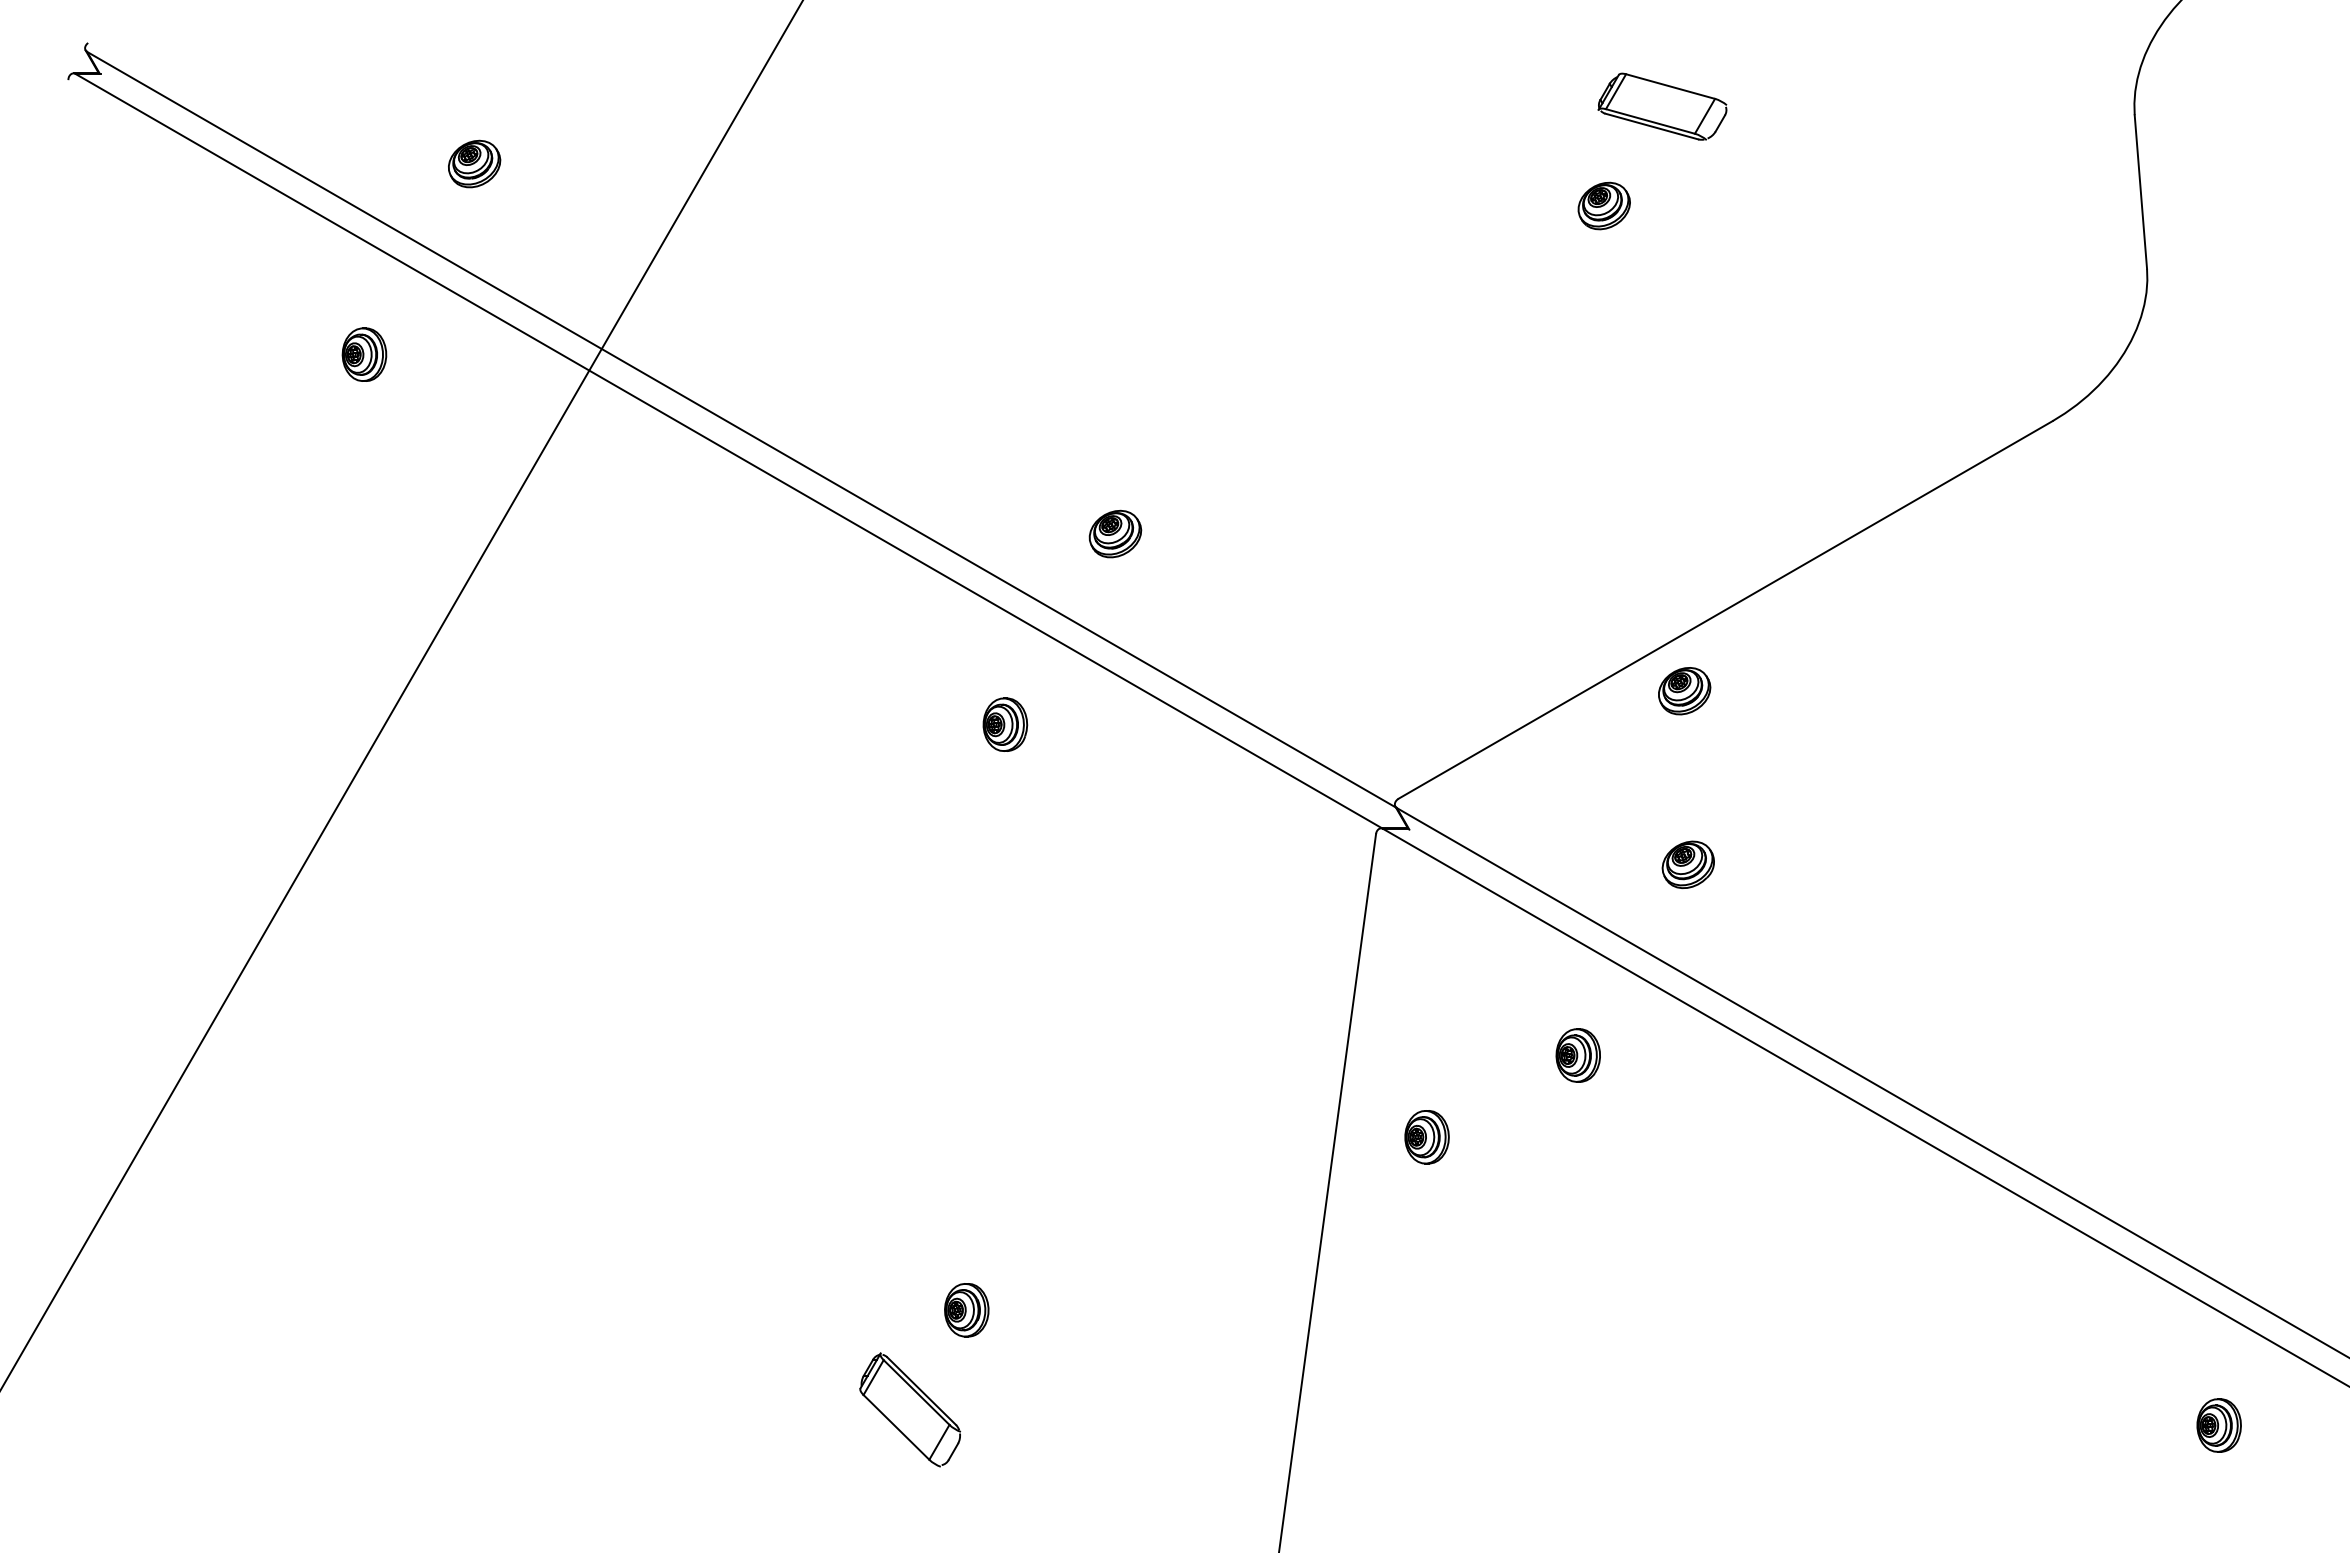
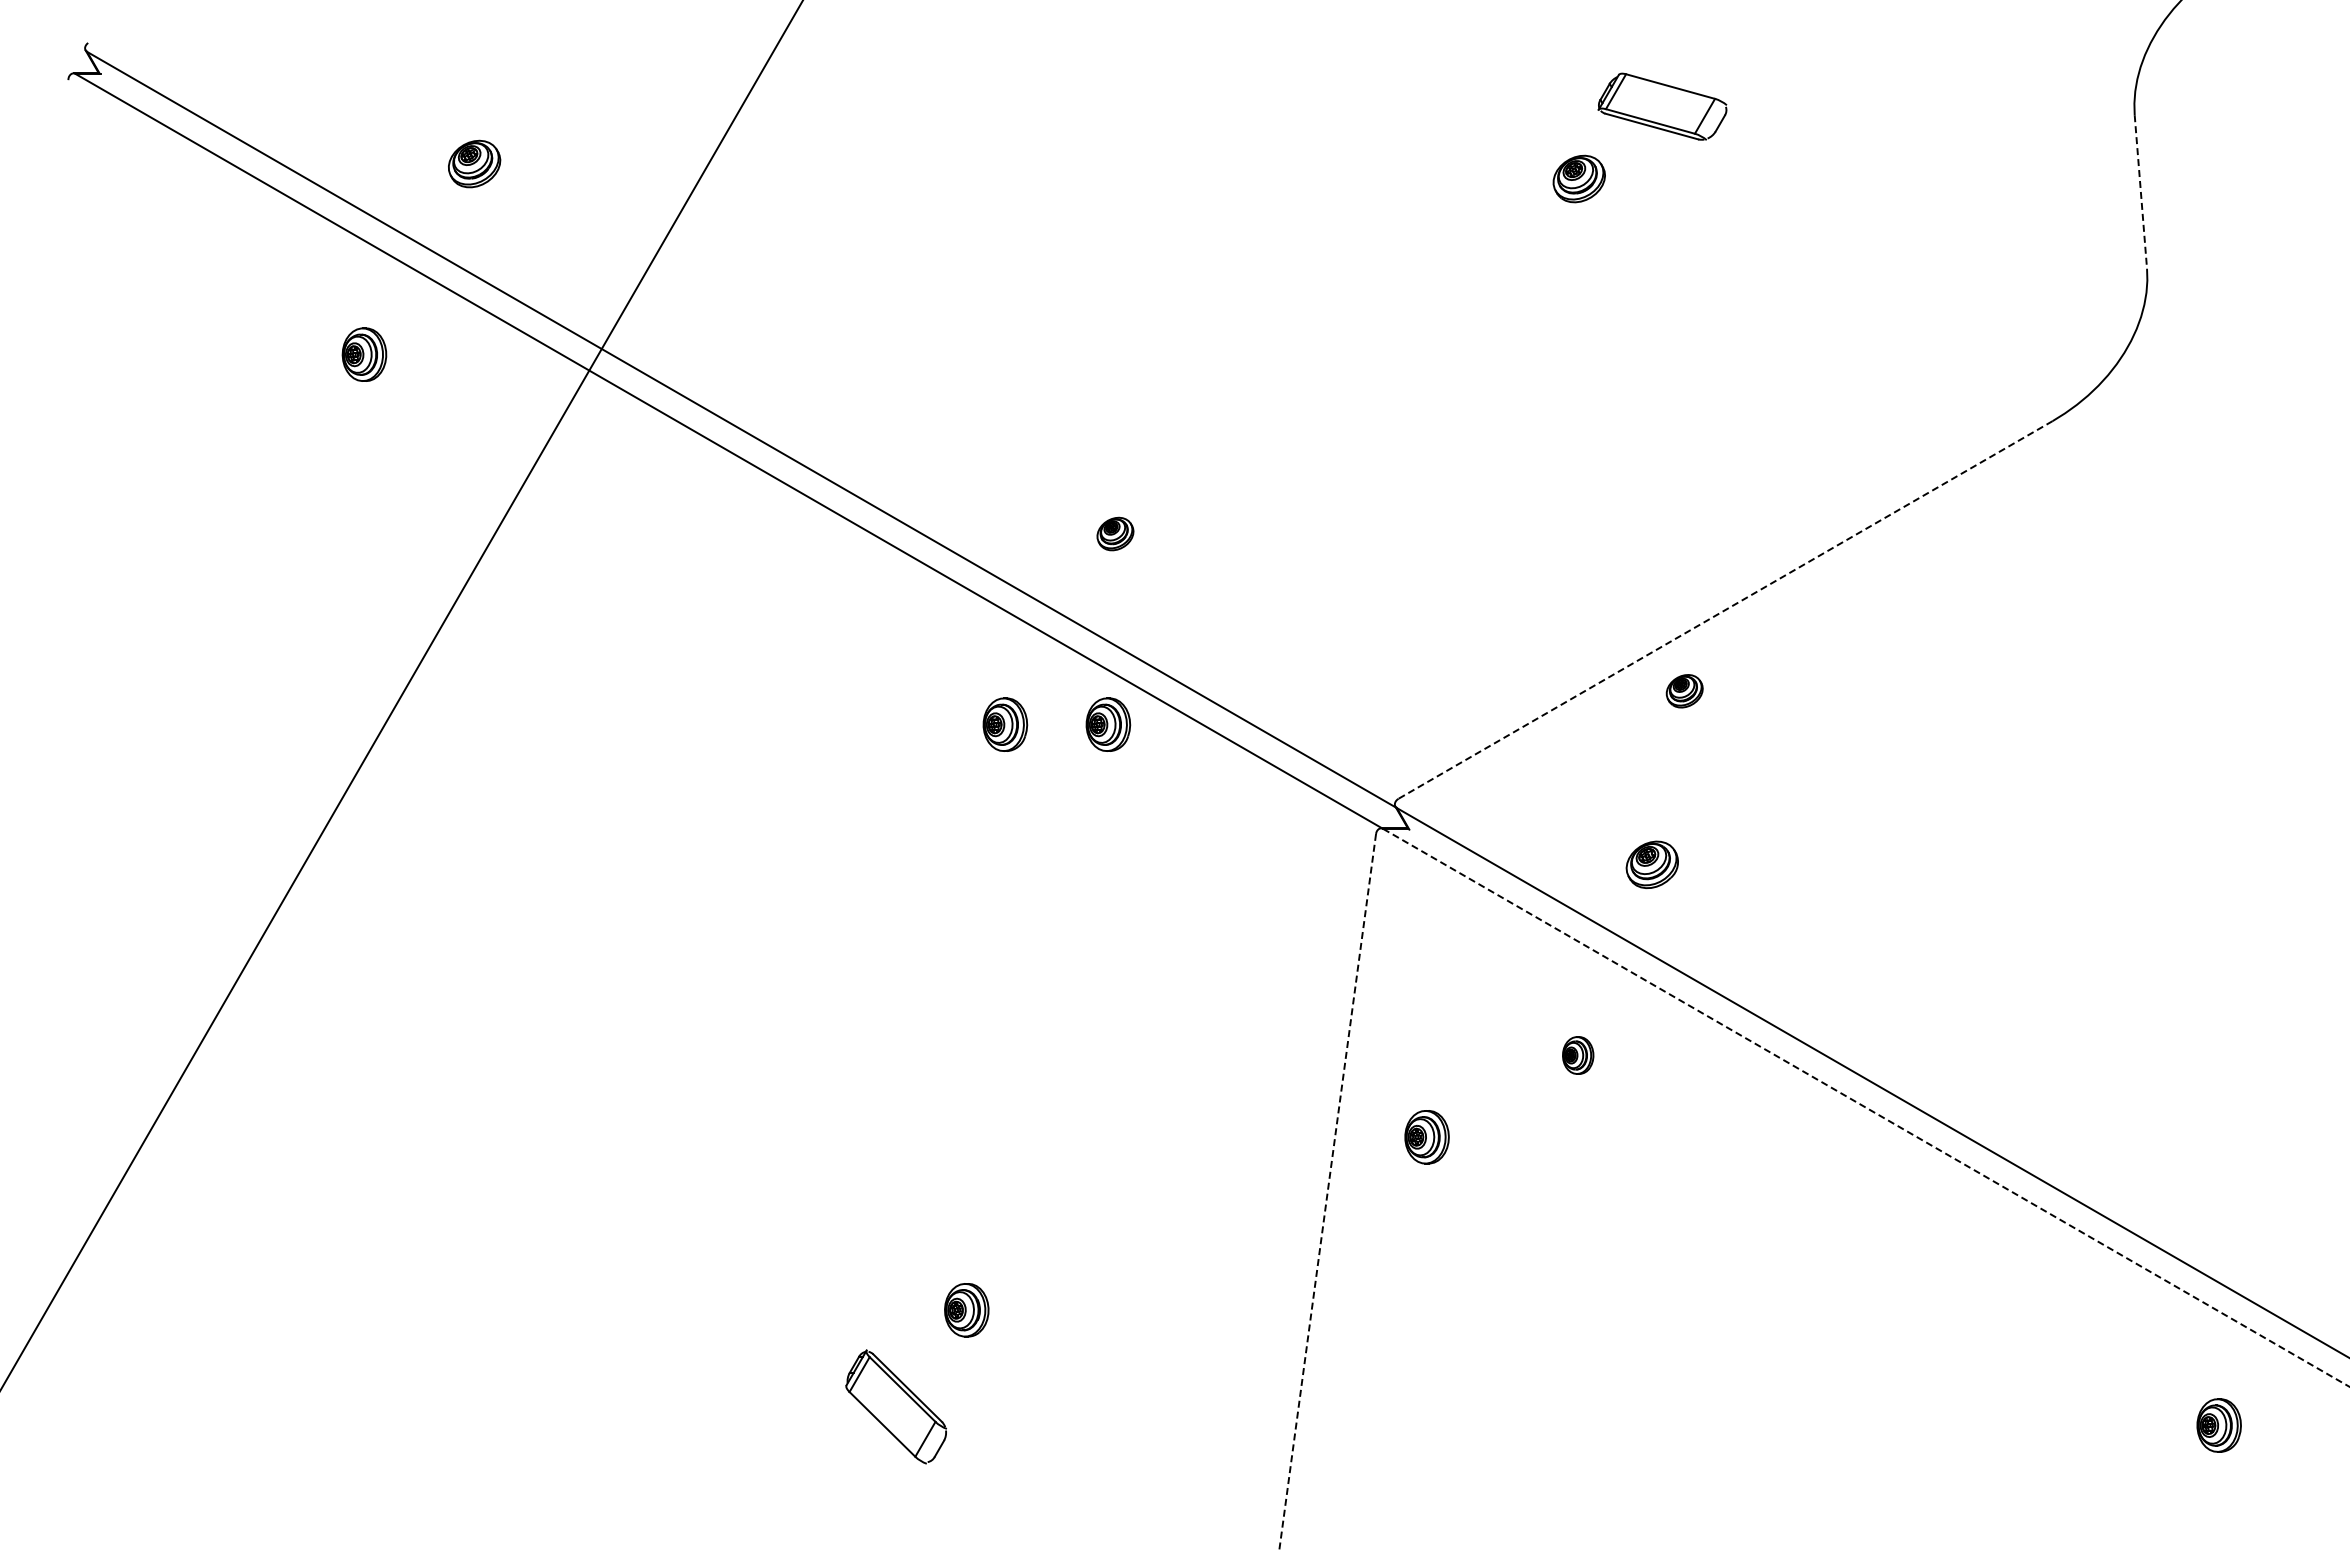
line: solid -> dashed (2140, 192)
part position: (1603, 205) -> (1578, 178) (1578, 178)
part size: 55x50 px -> 39x36 px (1115, 533)
line: solid -> dashed (1725, 609)
part size: 54x49 px -> 39x35 px (1684, 691)
part: none -> present (1108, 724)
part position: (1687, 864) -> (1651, 864) (1651, 864)
part size: 46x55 px -> 33x39 px (1578, 1055)
line: solid -> dashed (1866, 1107)
line: solid -> dashed (1327, 1193)
part position: (909, 1409) -> (895, 1406) (895, 1406)
